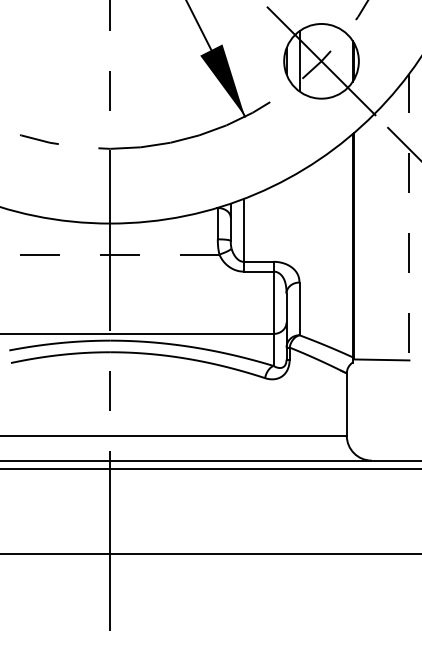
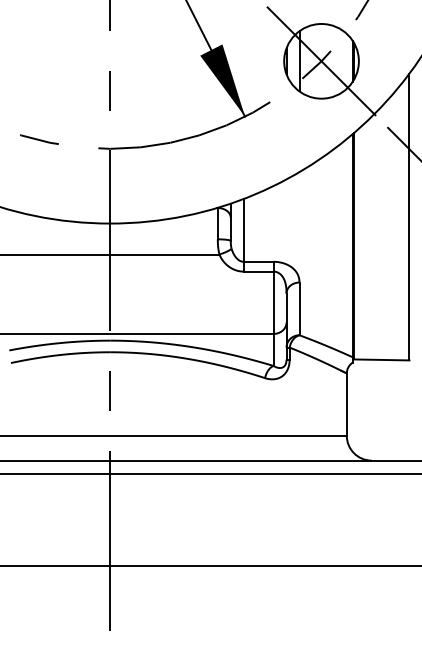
line: dashed -> solid (409, 217)
line: dashed -> solid (109, 254)
line position: (210, 468) -> (210, 473) (210, 473)
line position: (210, 554) -> (210, 566) (210, 566)
